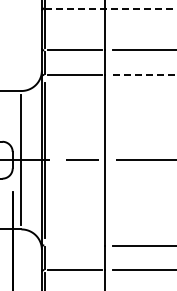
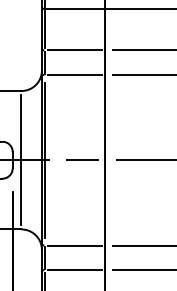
line: dashed -> solid (110, 8)
line: dashed -> solid (145, 74)
line: none -> present (74, 245)
